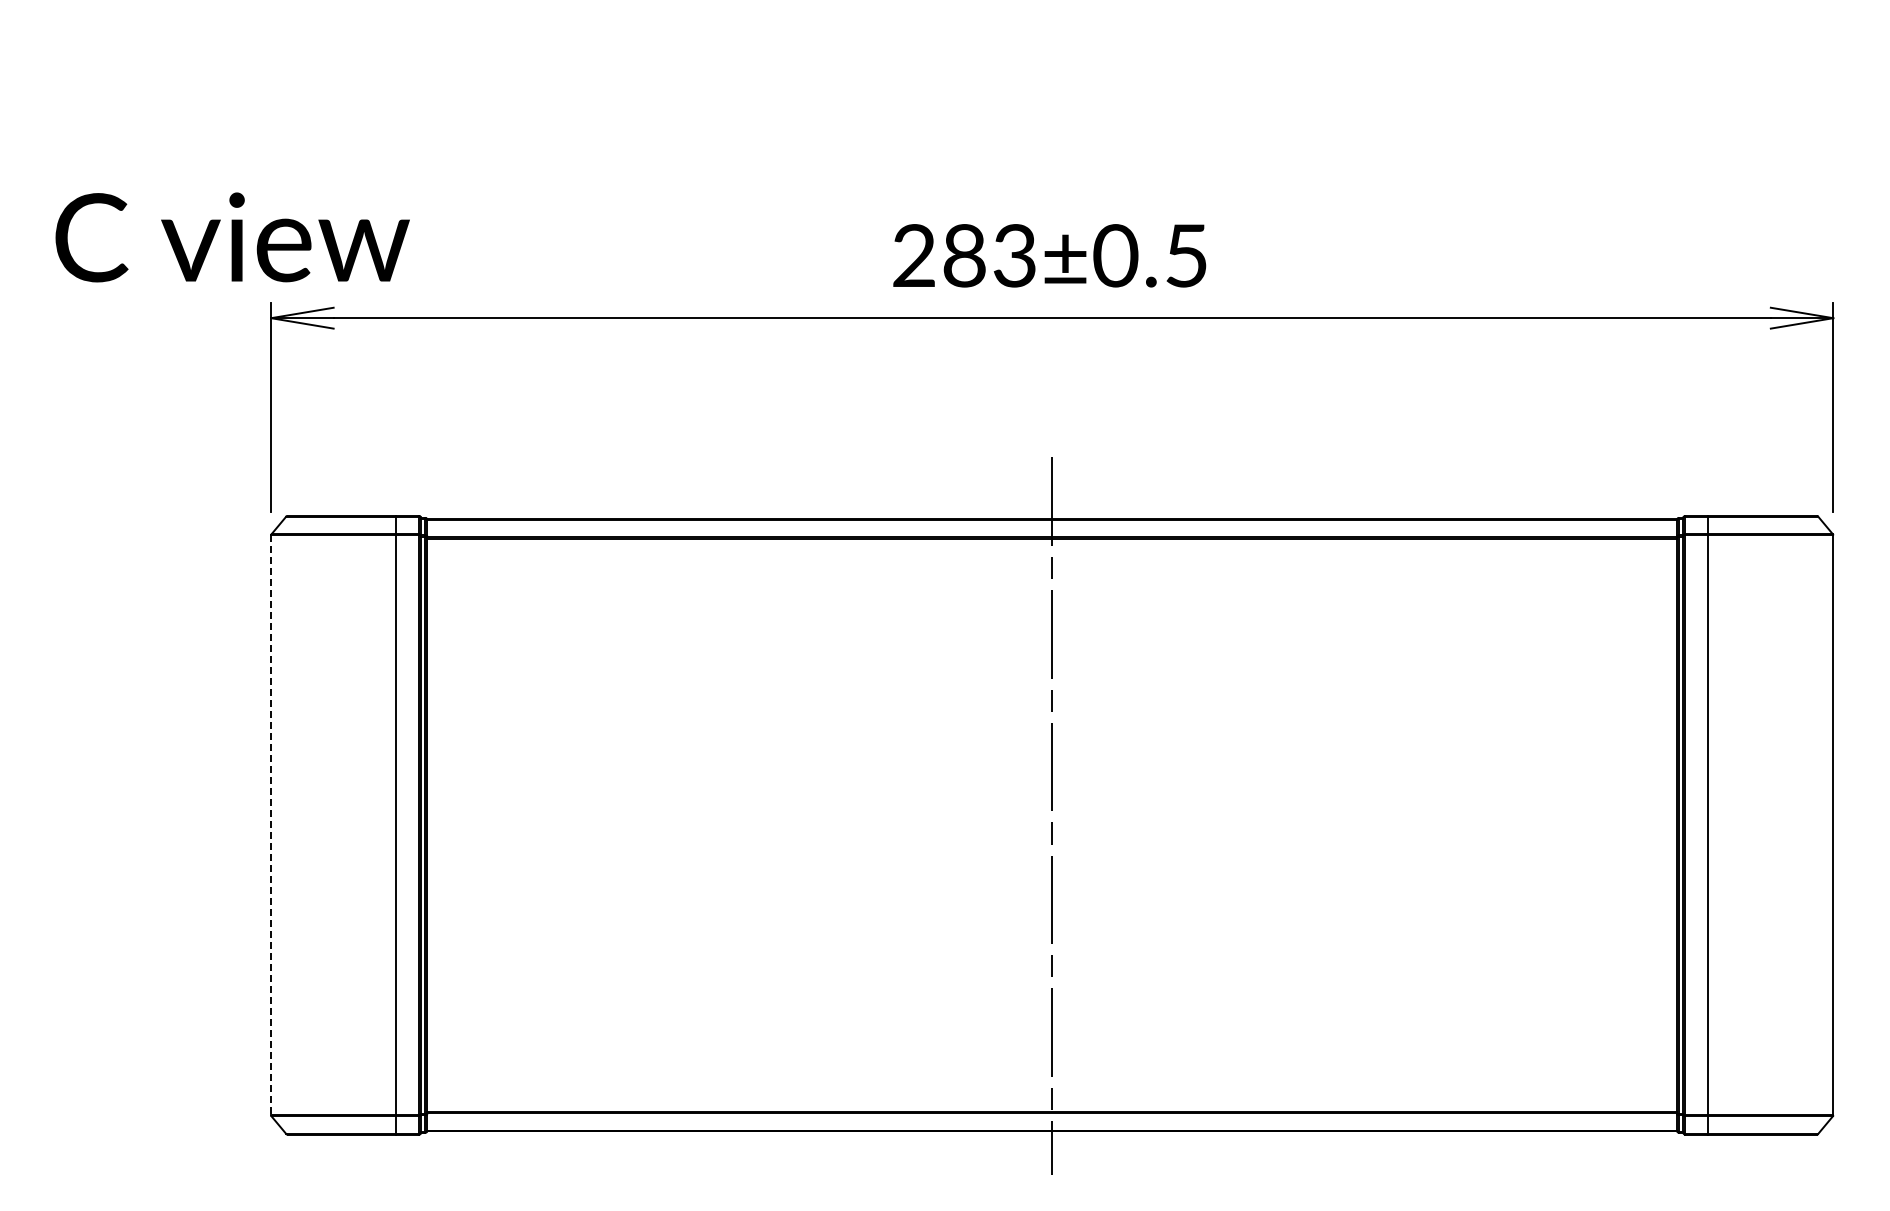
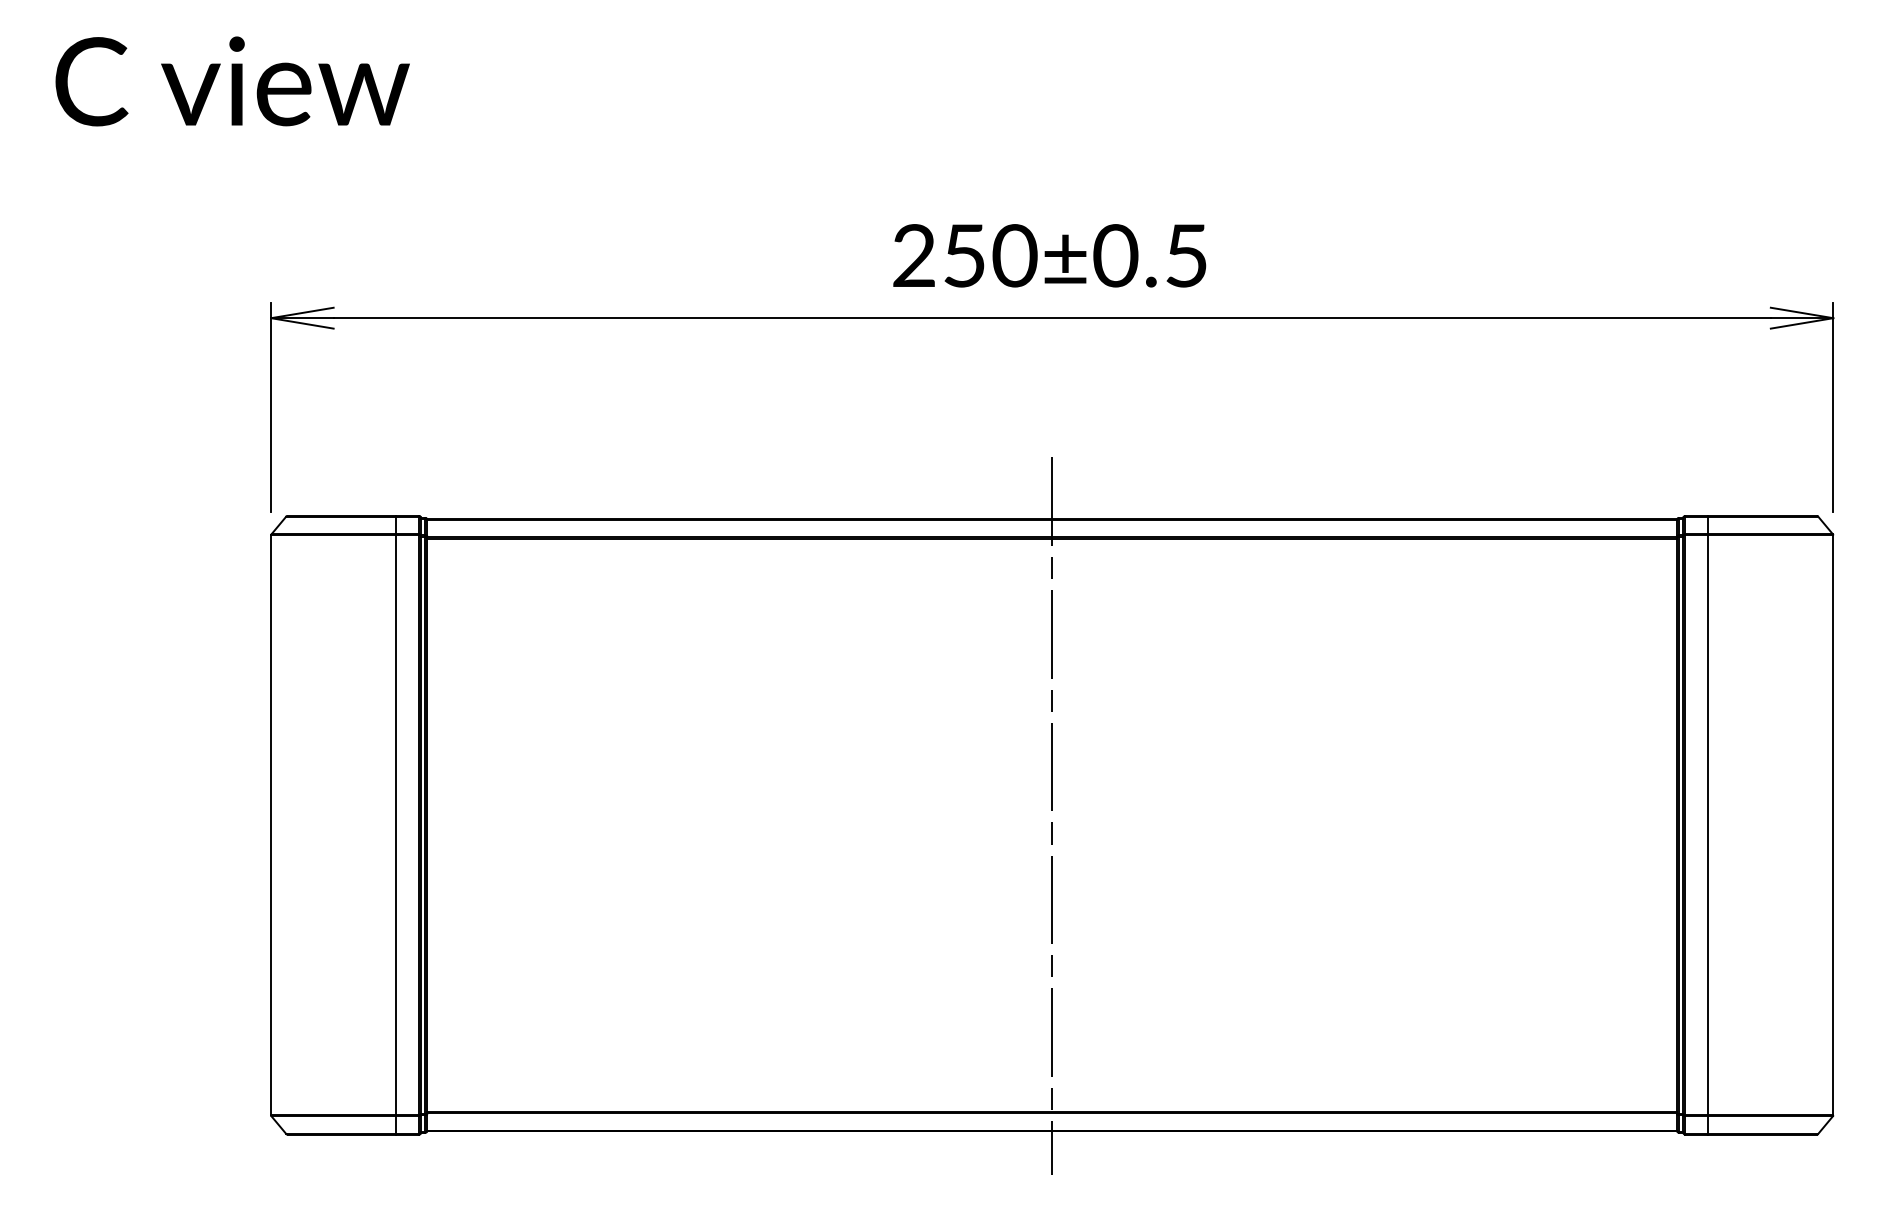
text position: (232, 237) -> (232, 81) (232, 81)
text: 283±0.5 -> 250±0.5 (990, 255)
line: dashed -> solid (271, 825)
